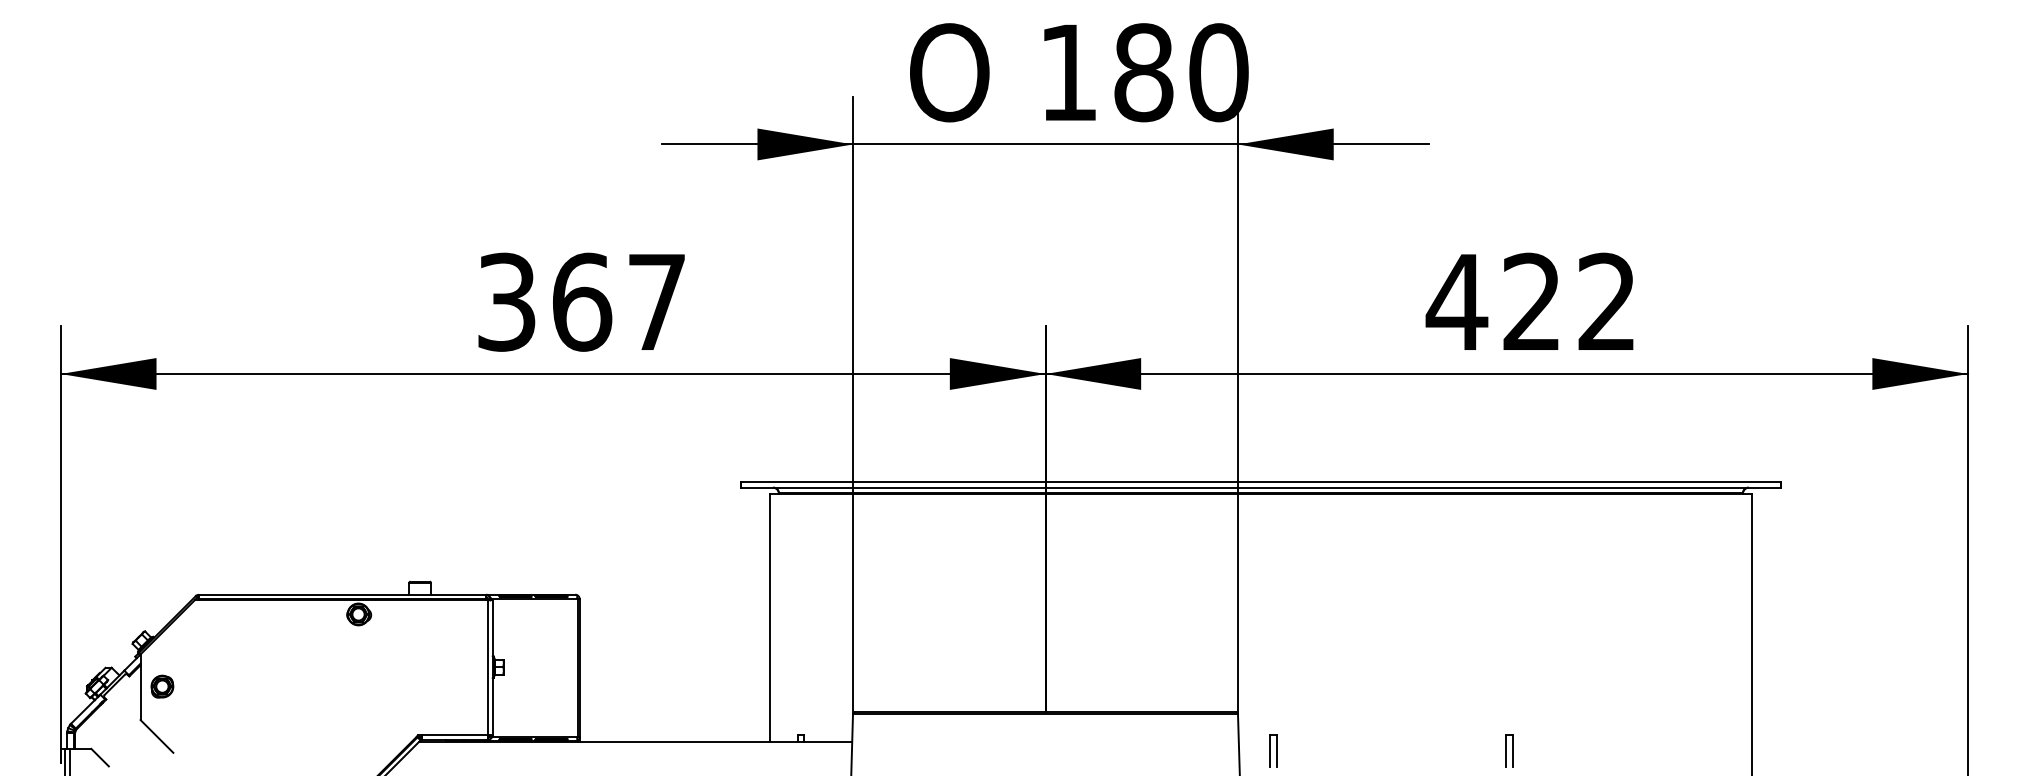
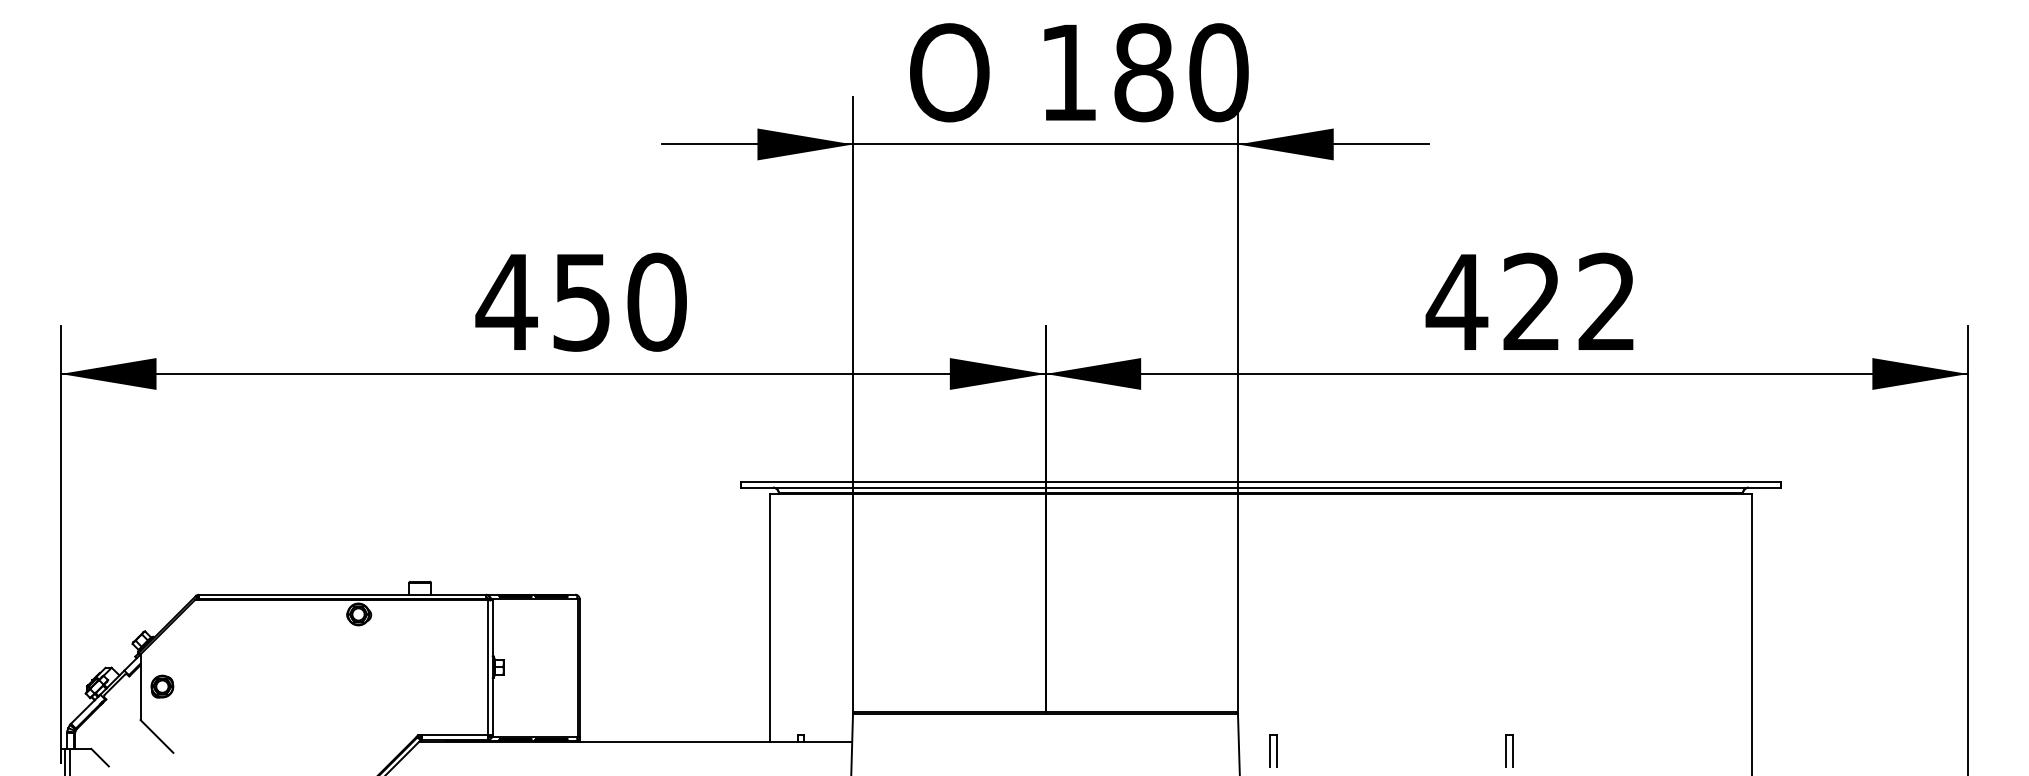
text: 367 -> 450 (580, 301)
